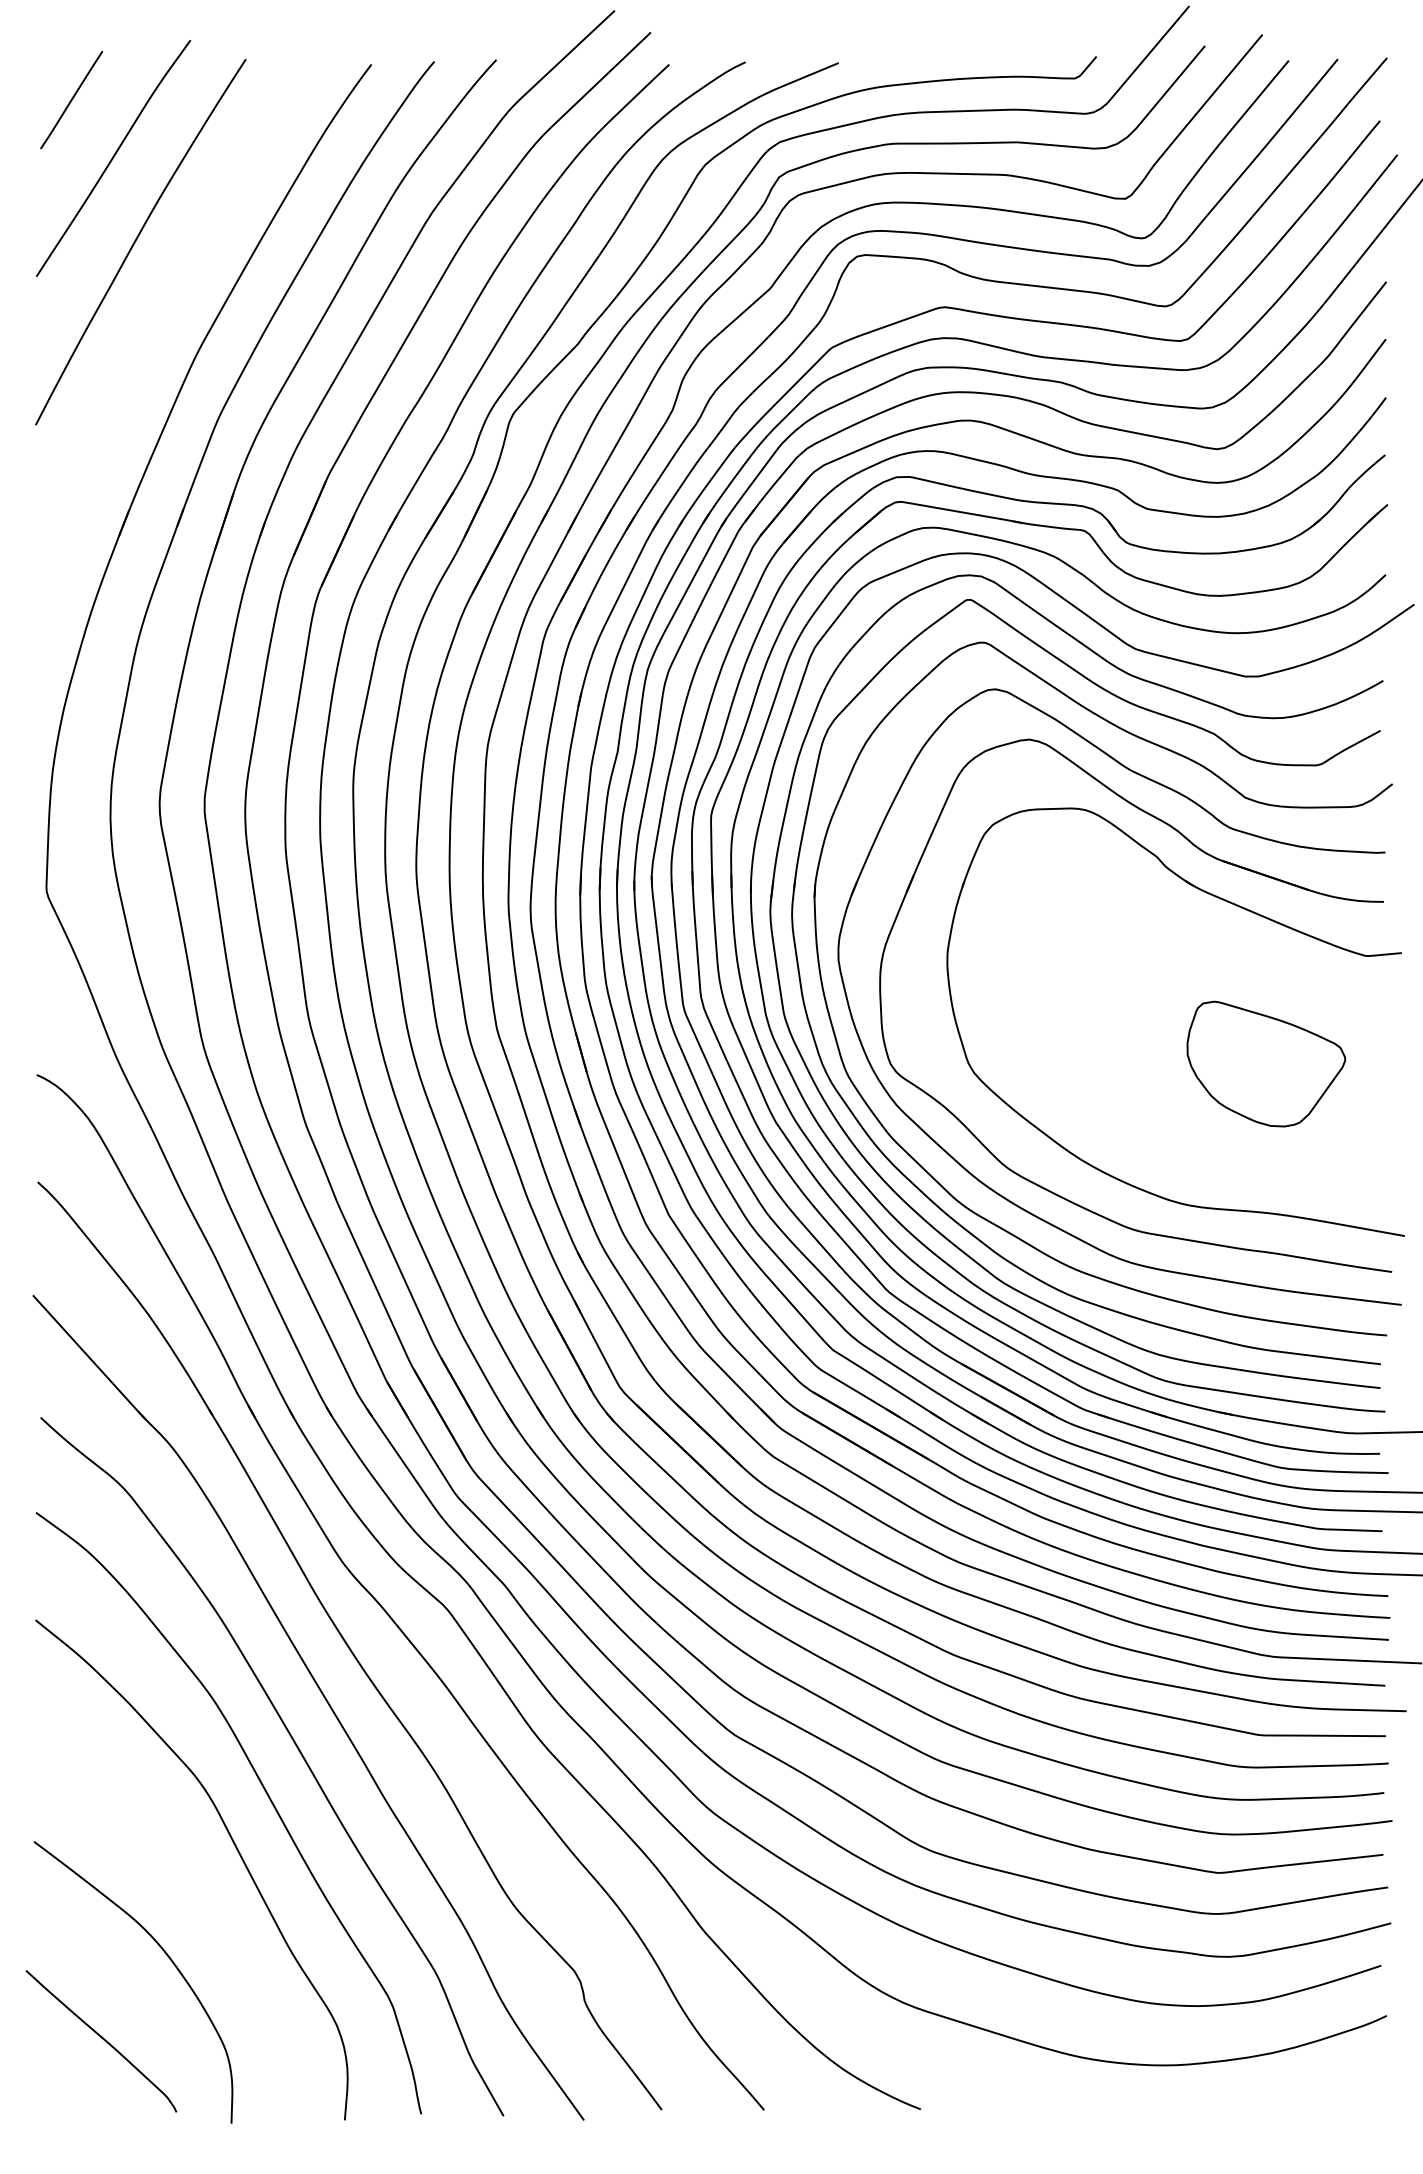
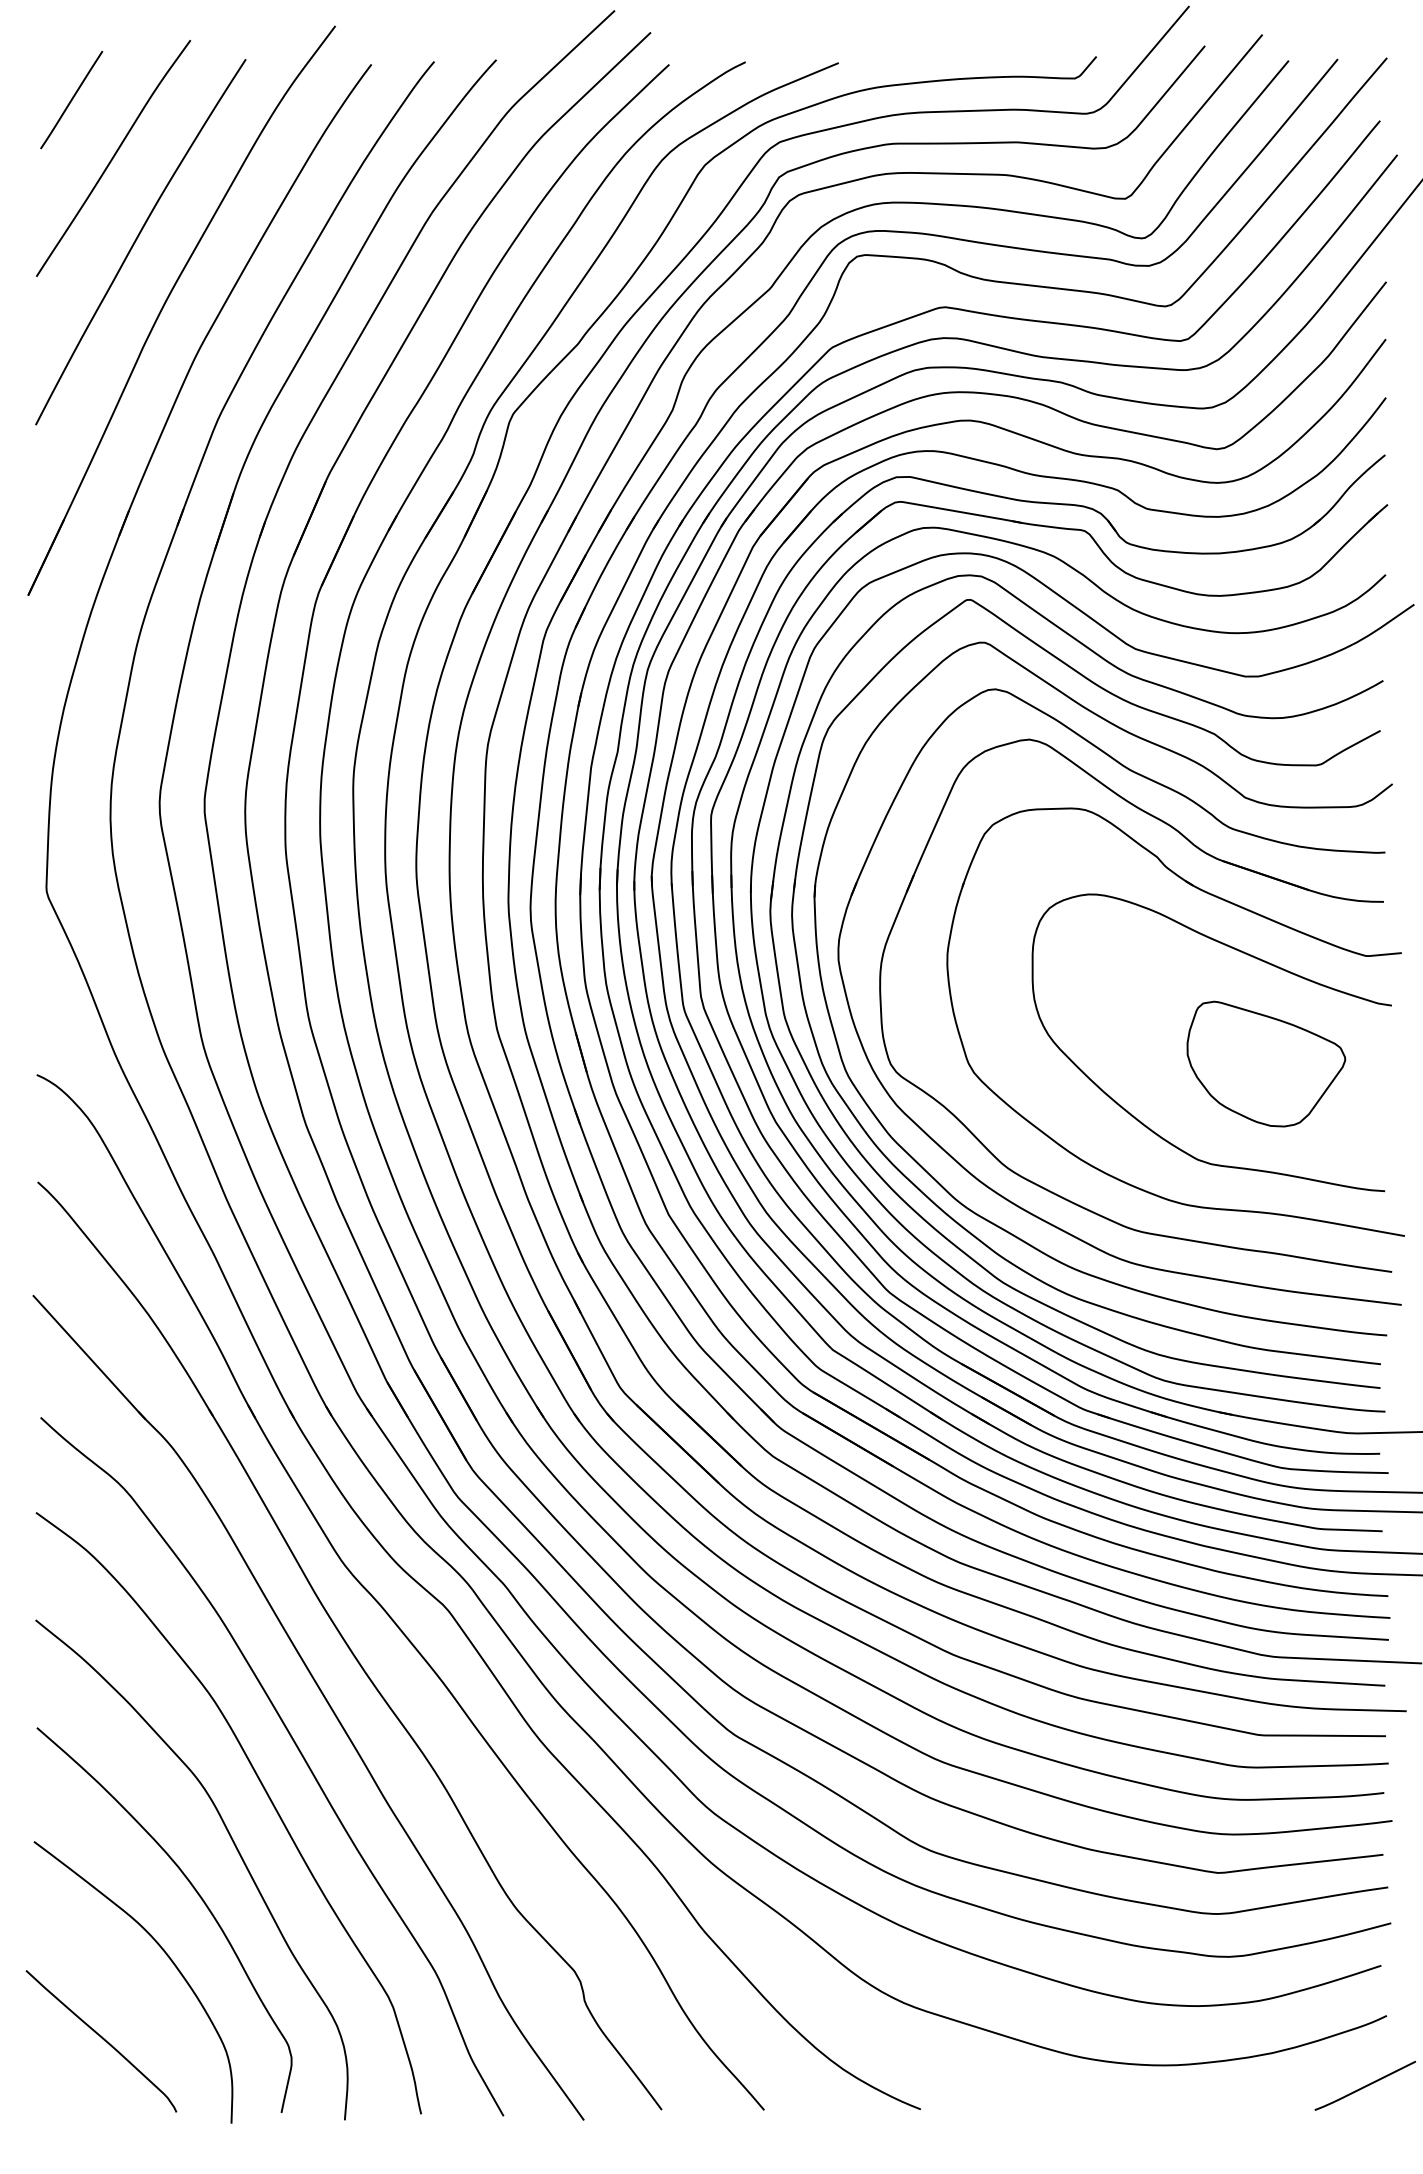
part: none -> present (166, 302)
curve: none -> present (1247, 955)
curve: none -> present (199, 1897)
line: none -> present (1365, 2085)
